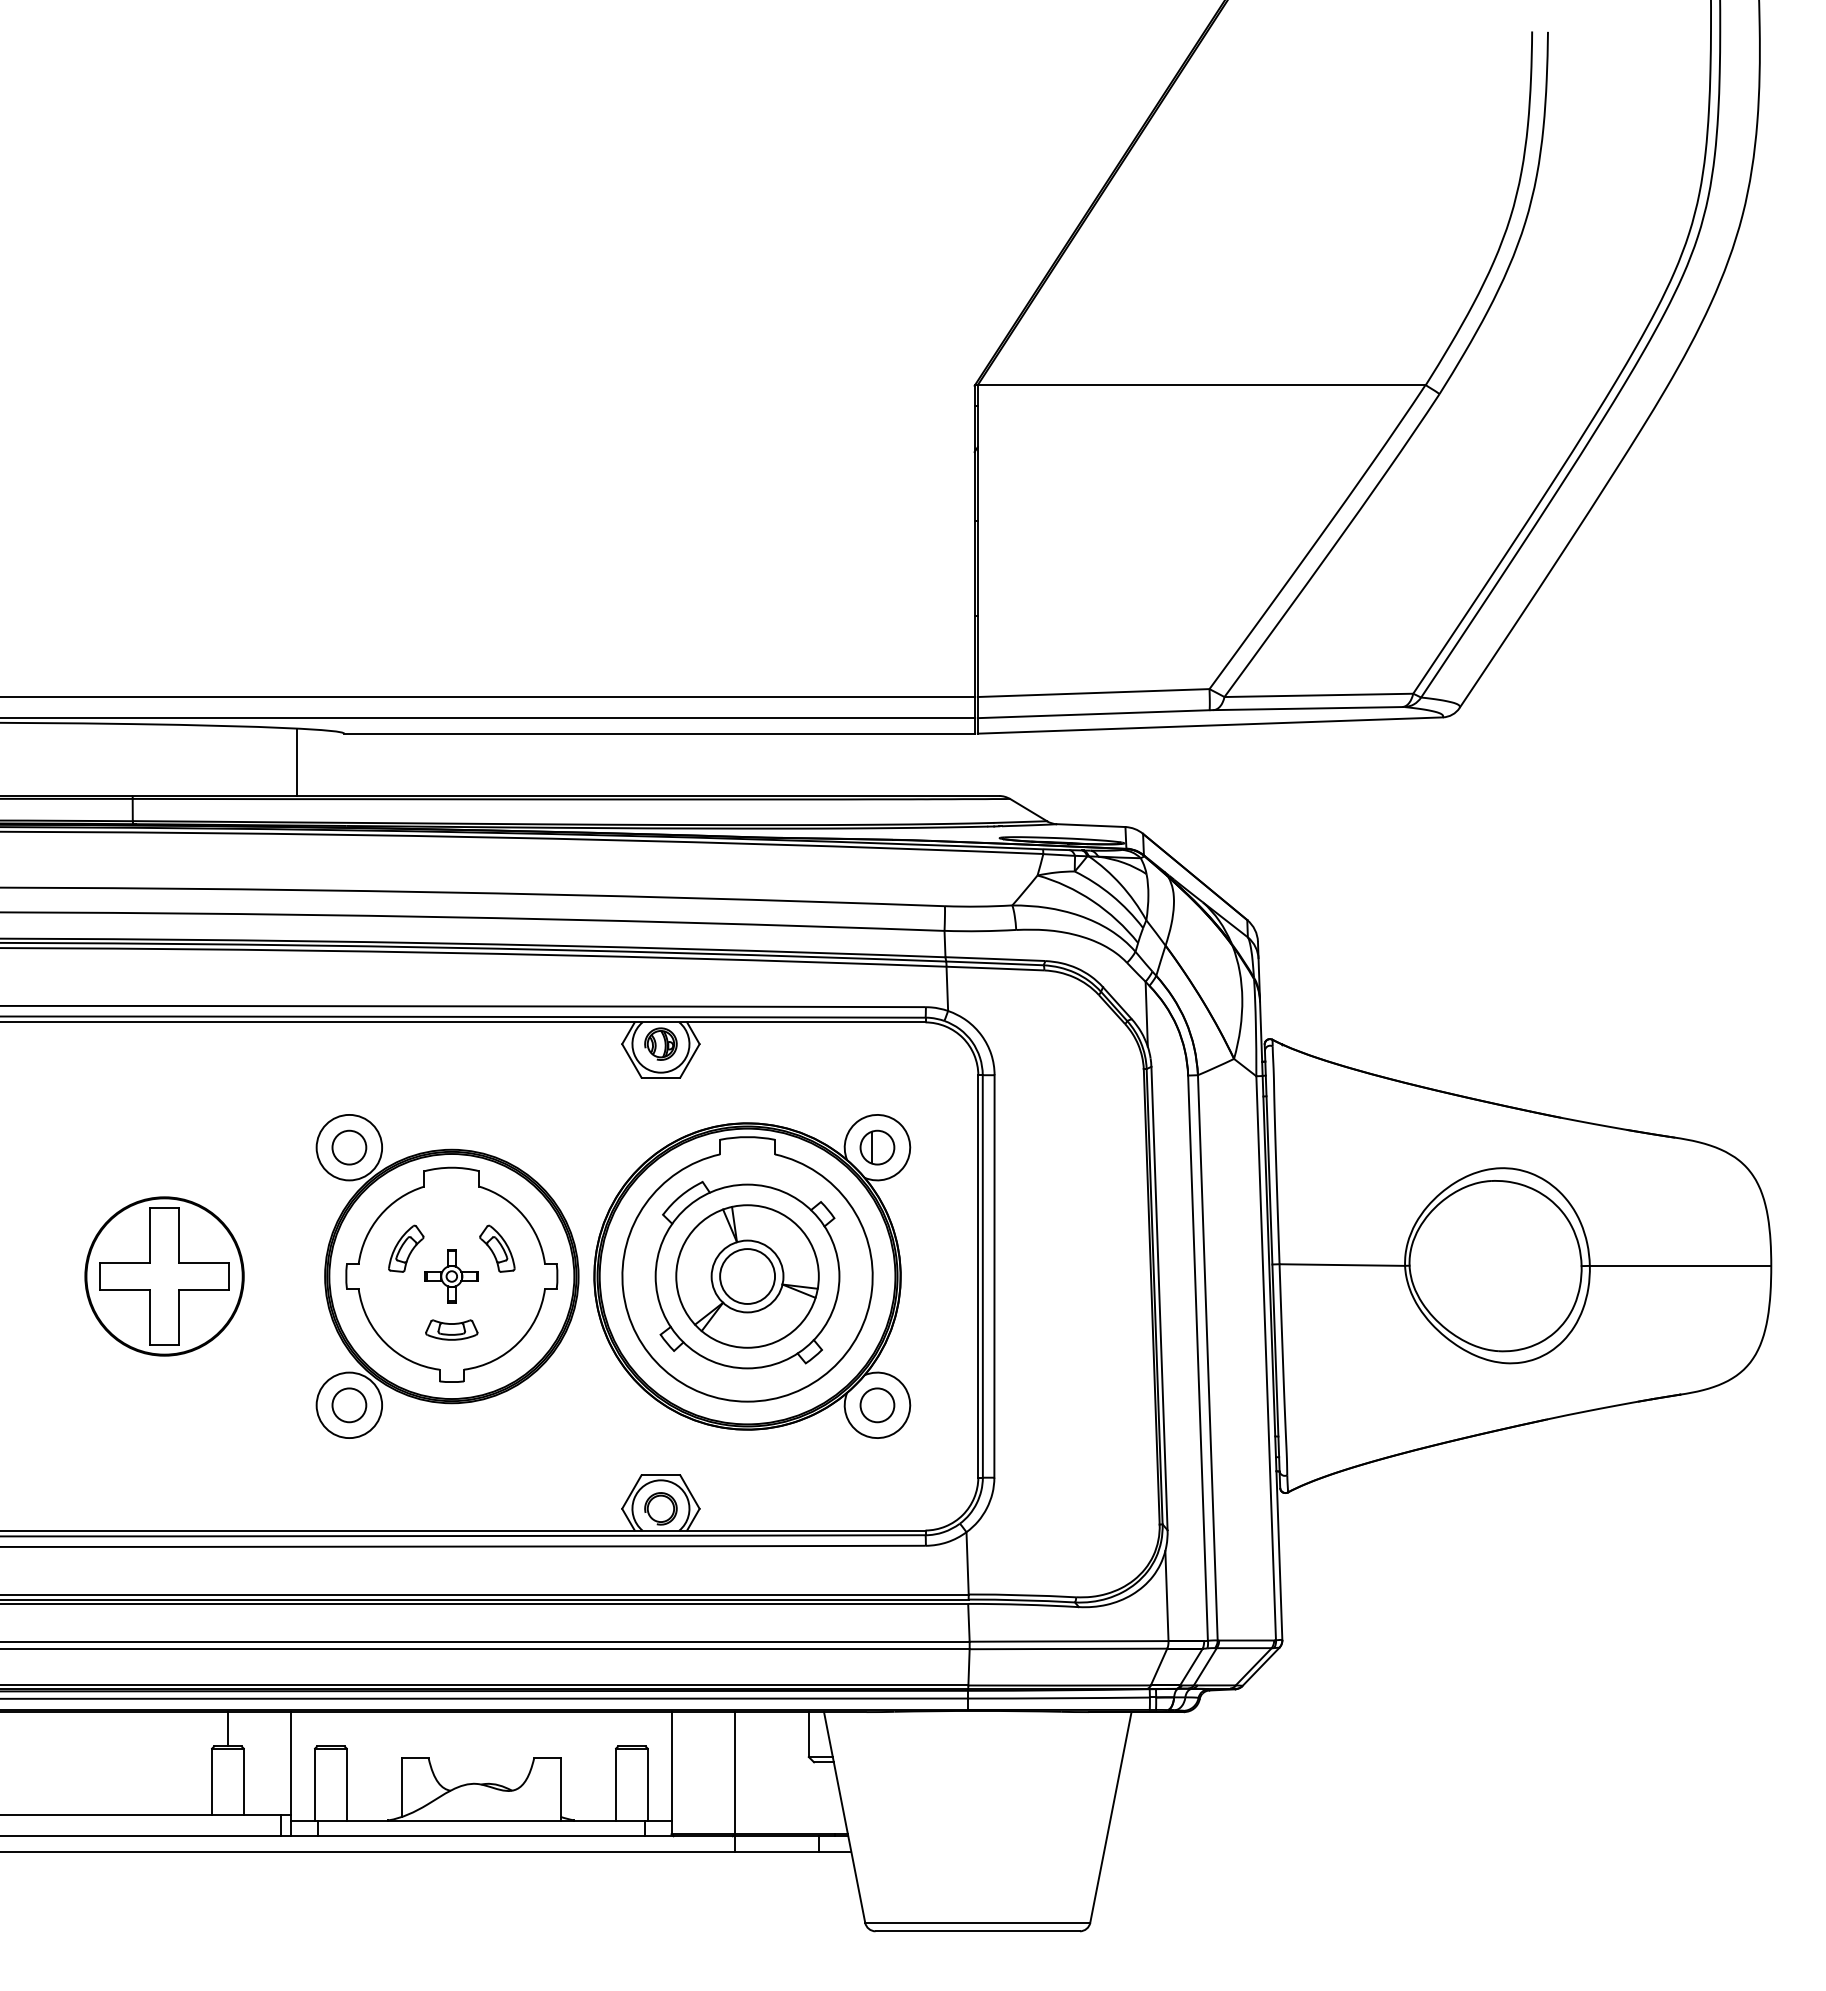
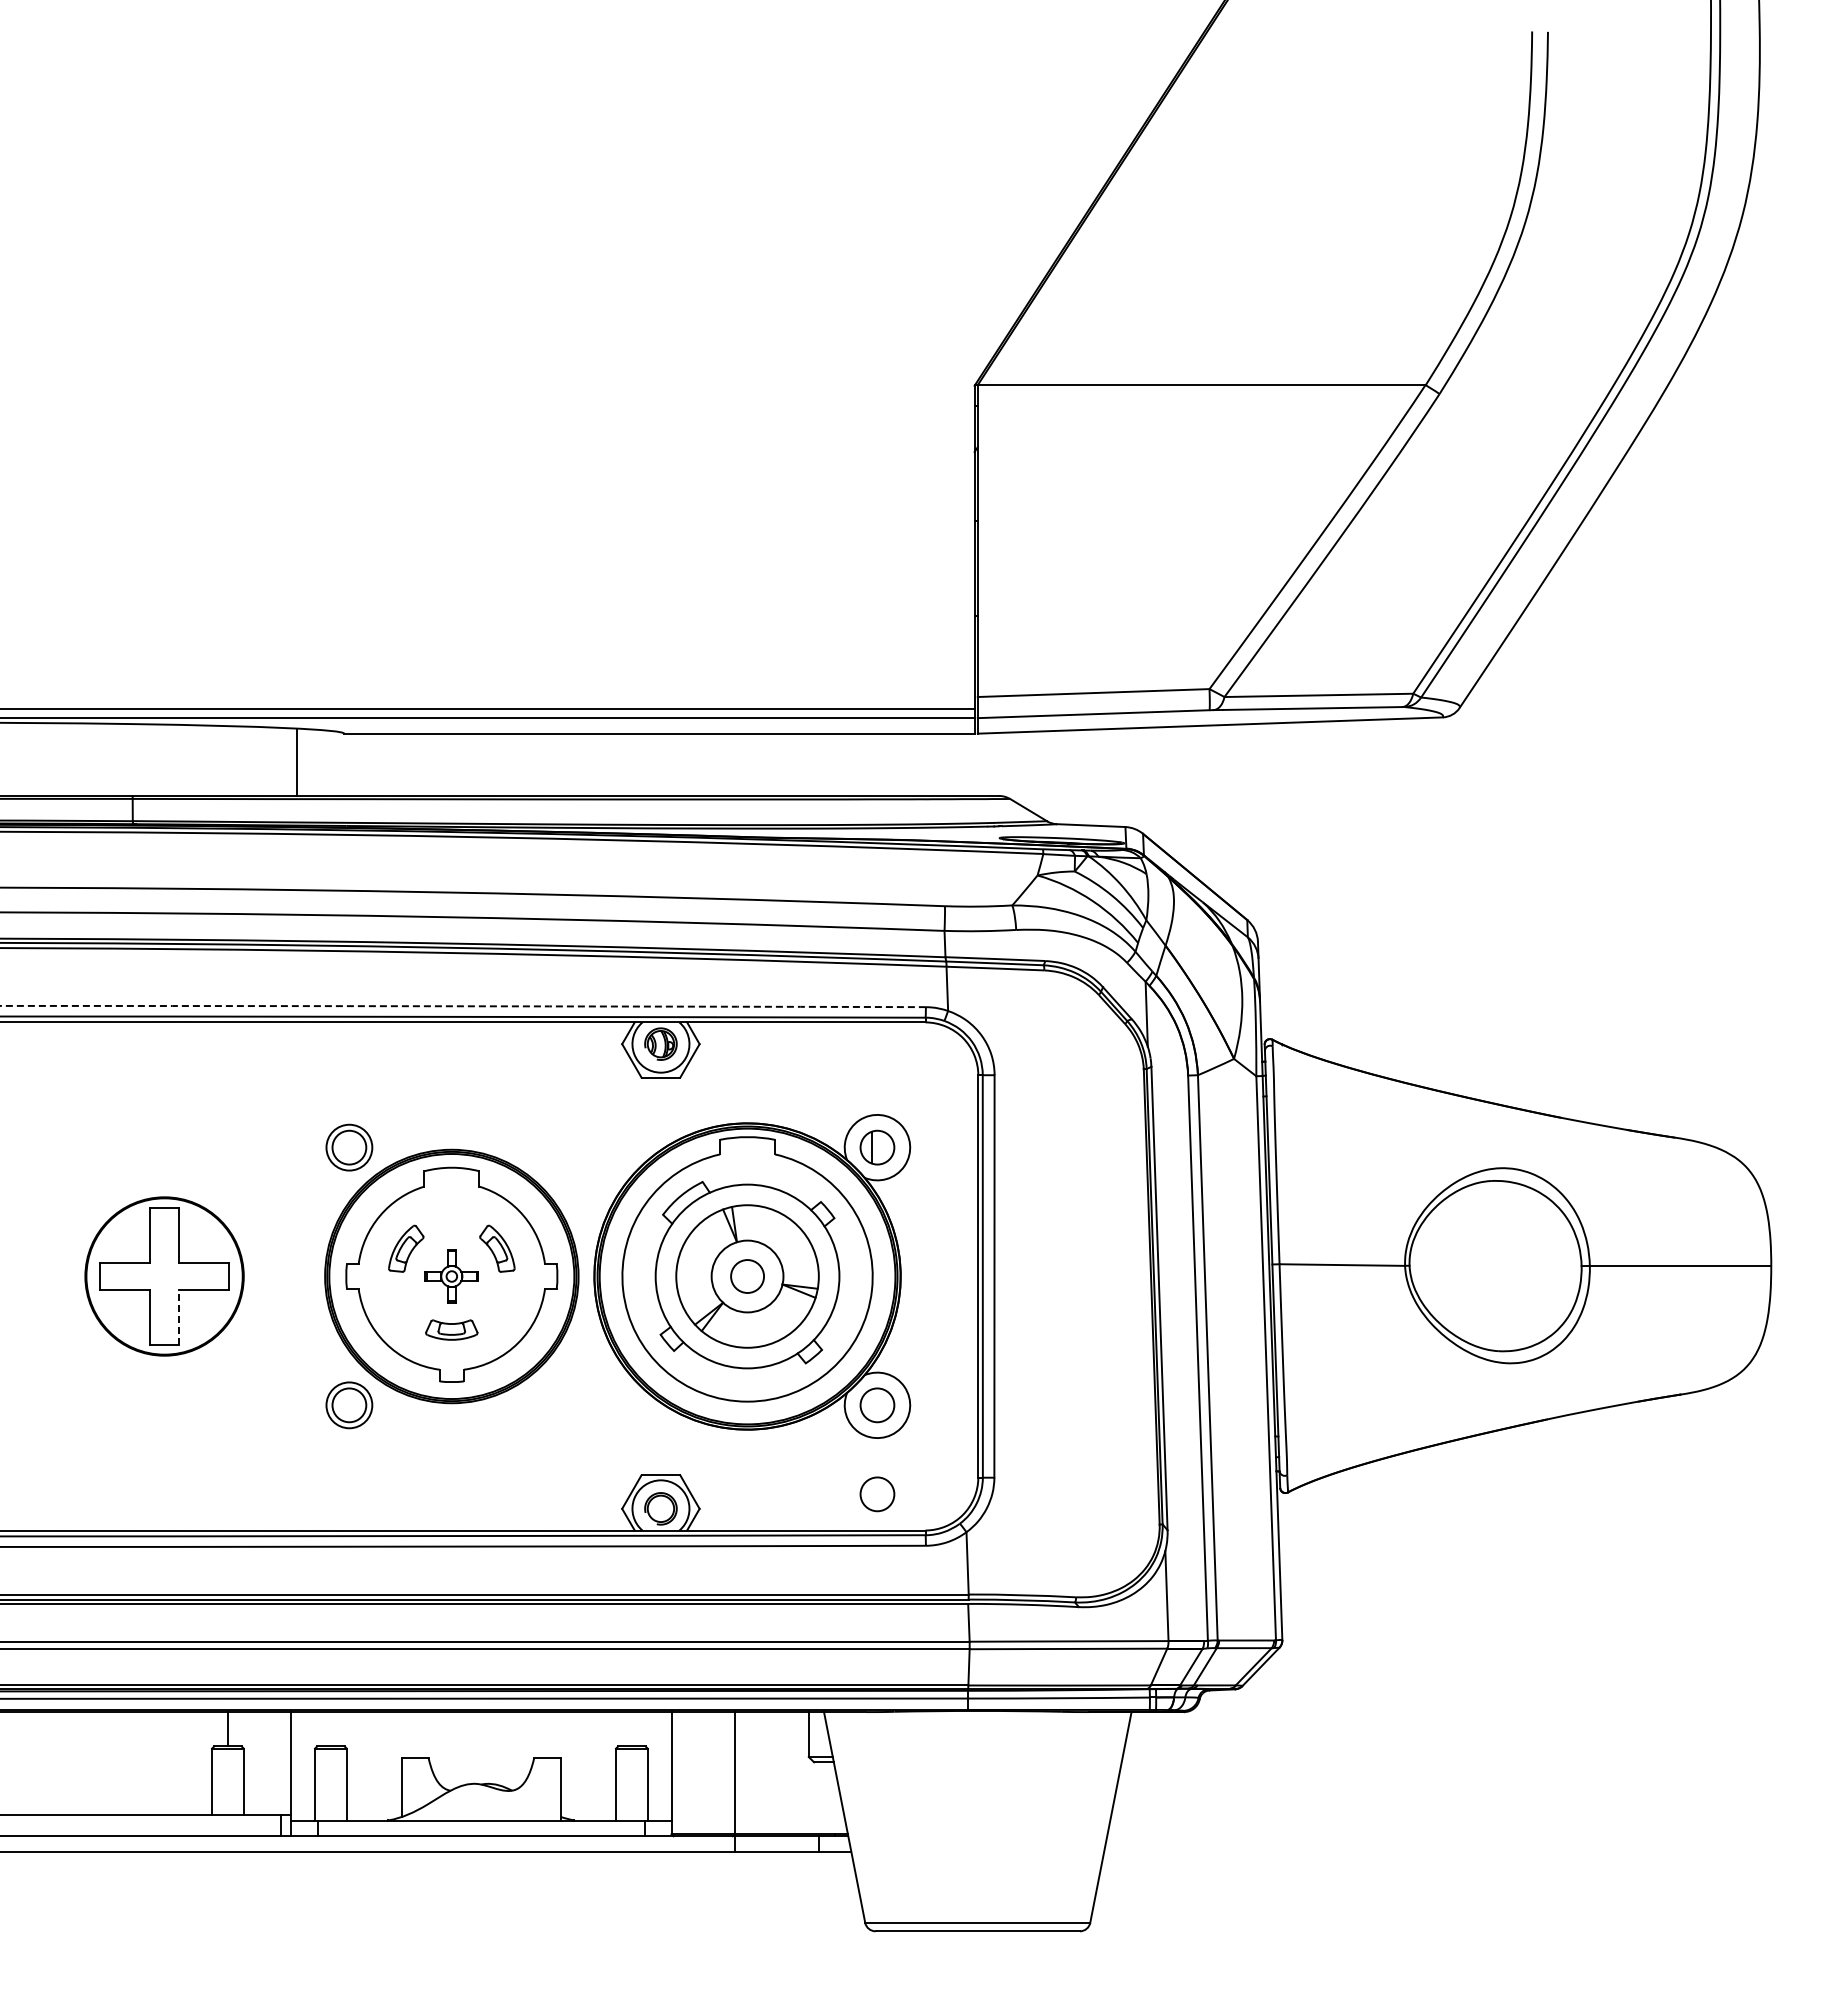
line position: (488, 697) -> (488, 709) (488, 709)
arc: solid -> dashed (462, 1006)
circle diameter: 65 px -> 46 px (349, 1147)
circle diameter: 55 px -> 33 px (747, 1276)
line: solid -> dashed (178, 1317)
circle diameter: 65 px -> 46 px (349, 1405)
circle: none -> present (877, 1494)
